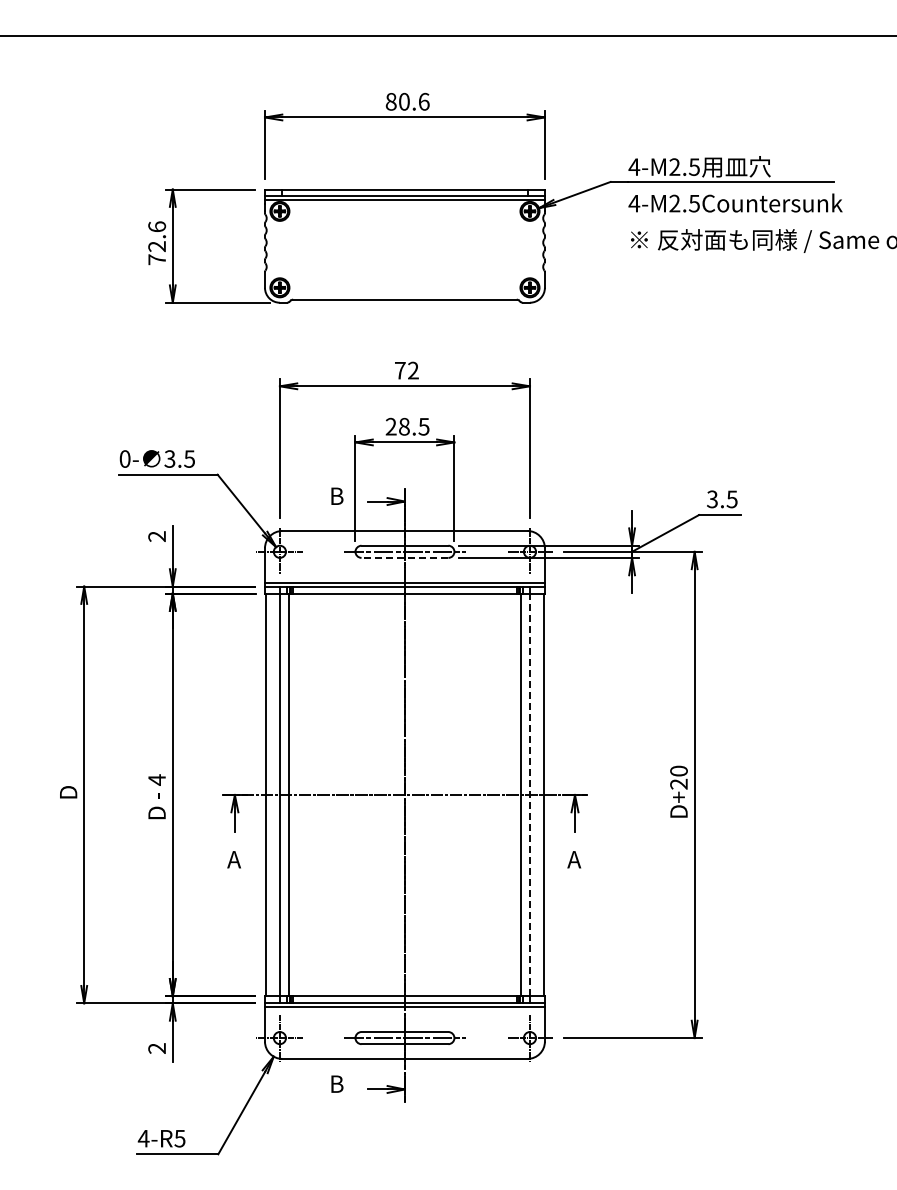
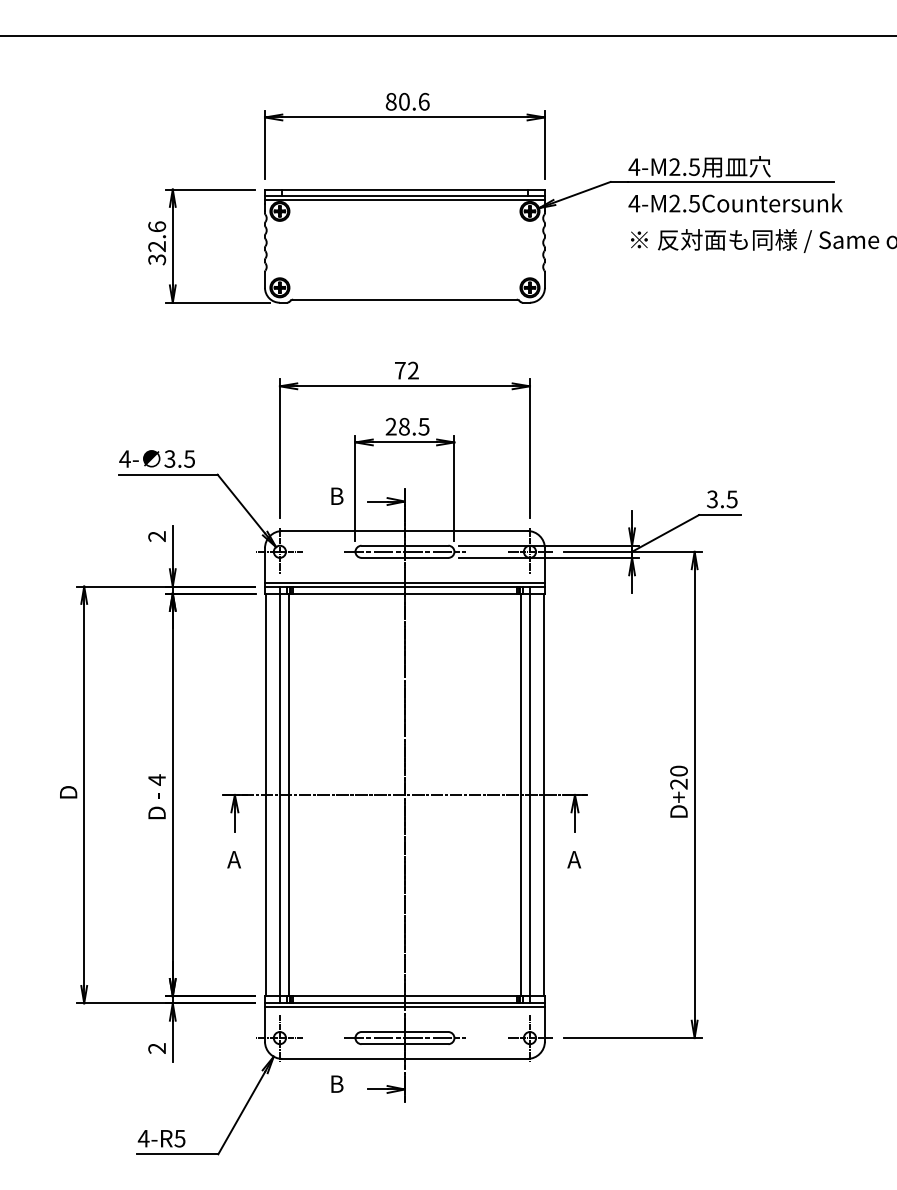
text: 72.6 -> 32.6 (157, 259)
text: 0- -> 4- (124, 458)
line: dashed -> solid (404, 557)
line: dashed -> solid (530, 794)
